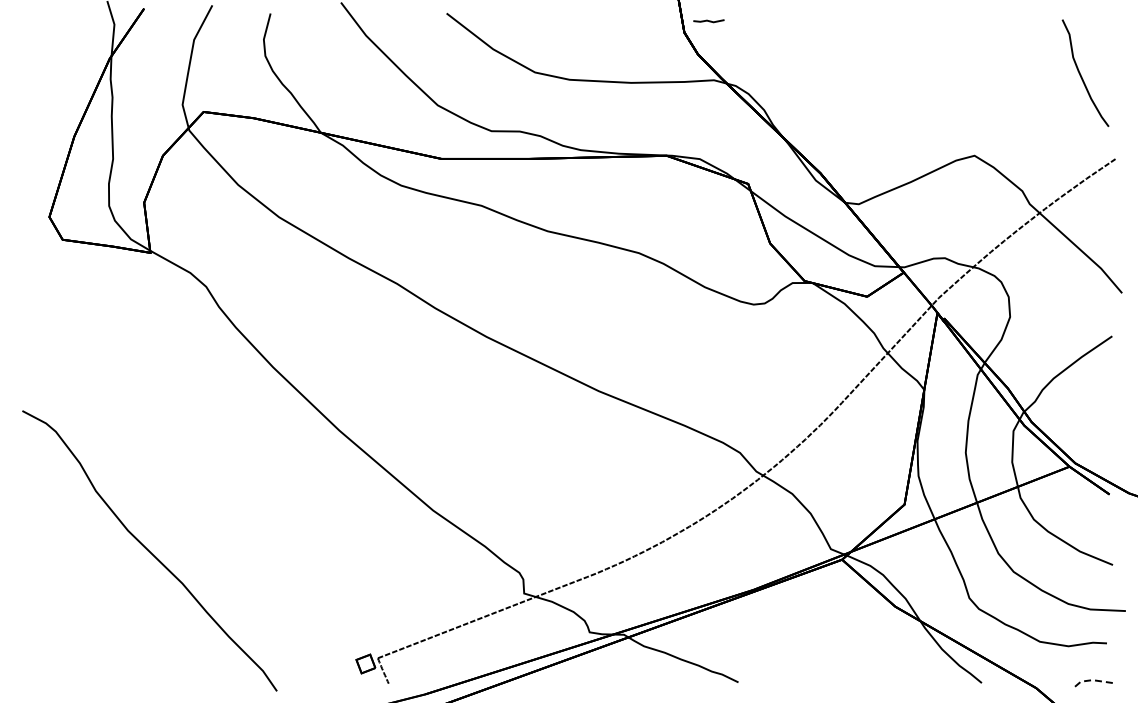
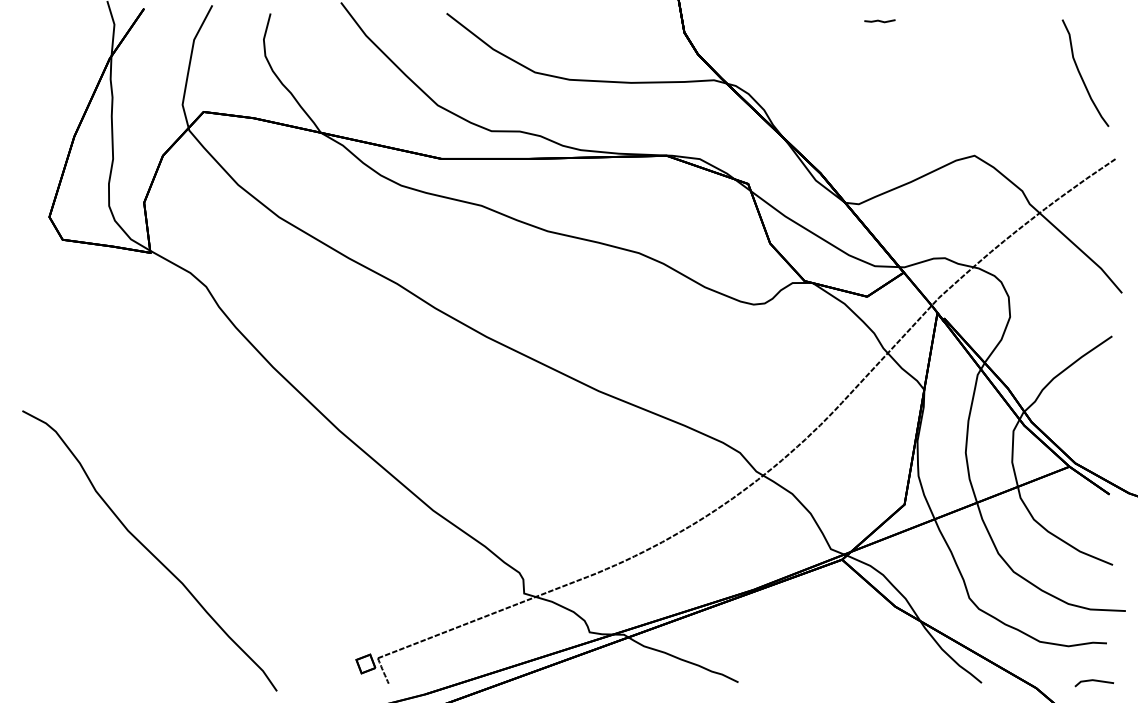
line position: (708, 21) -> (879, 21) (879, 21)
line: dashed -> solid (1092, 680)
